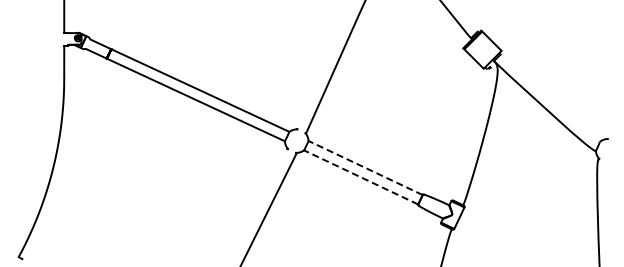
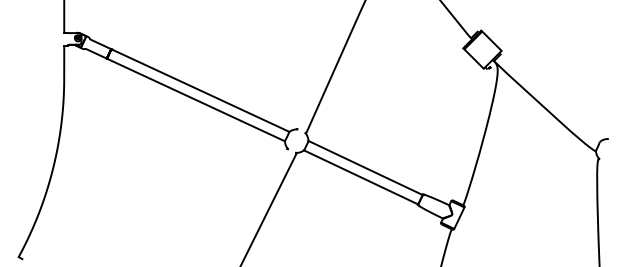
line: dashed -> solid (365, 167)
line: dashed -> solid (360, 177)
